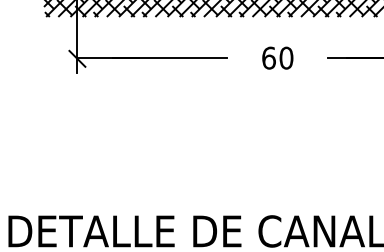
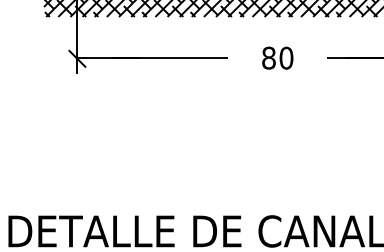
text: 60 -> 80 (268, 57)
